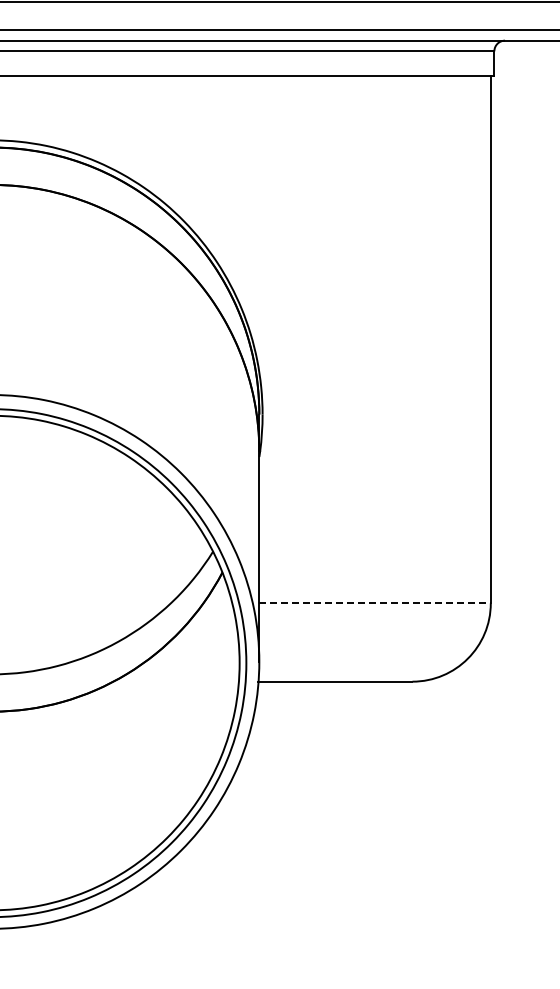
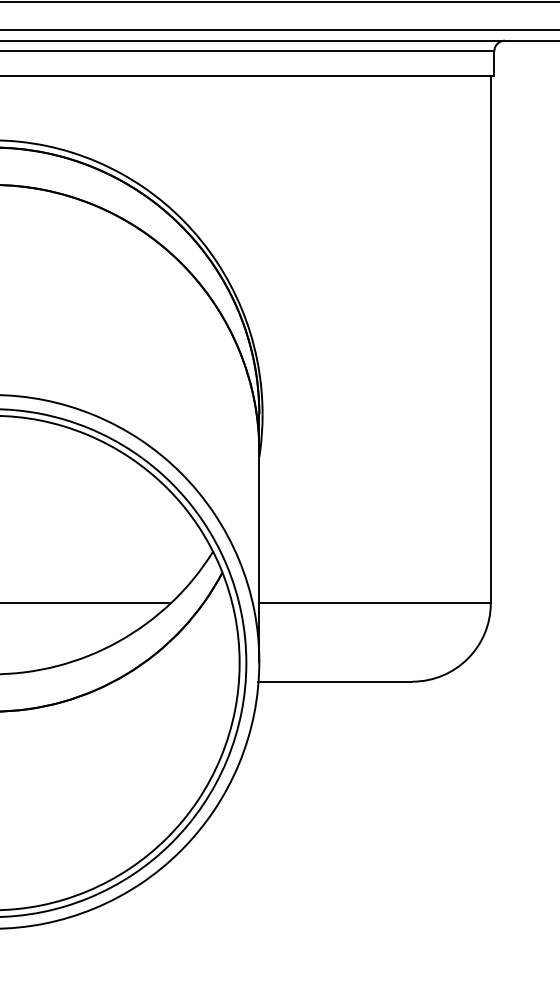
line: none -> present (86, 603)
line: dashed -> solid (375, 603)
